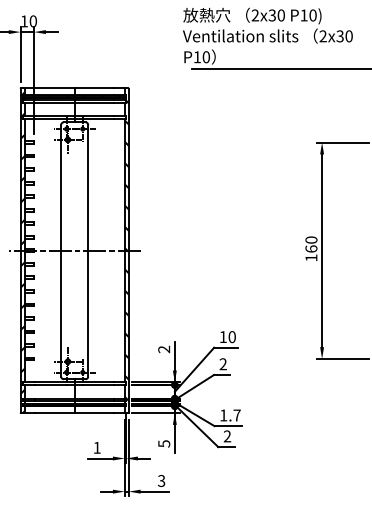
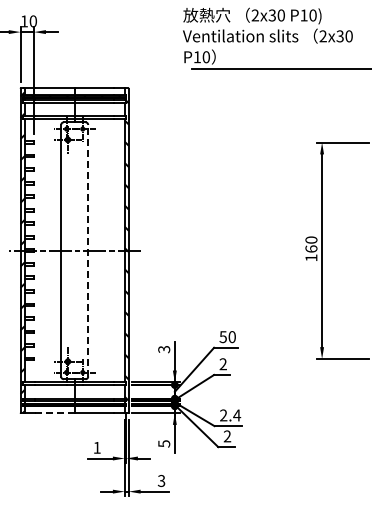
line: solid -> dashed (88, 250)
text: 10 -> 50 (222, 337)
text: 2 -> 3 (164, 349)
line: solid -> dashed (55, 413)
text: 1.7 -> 2.4 (230, 415)
